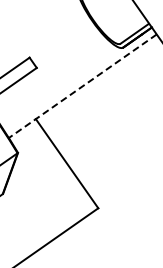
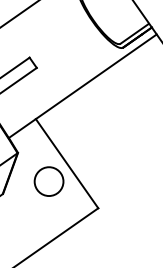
line: none -> present (19, 14)
line: dashed -> solid (82, 86)
circle: none -> present (48, 181)
